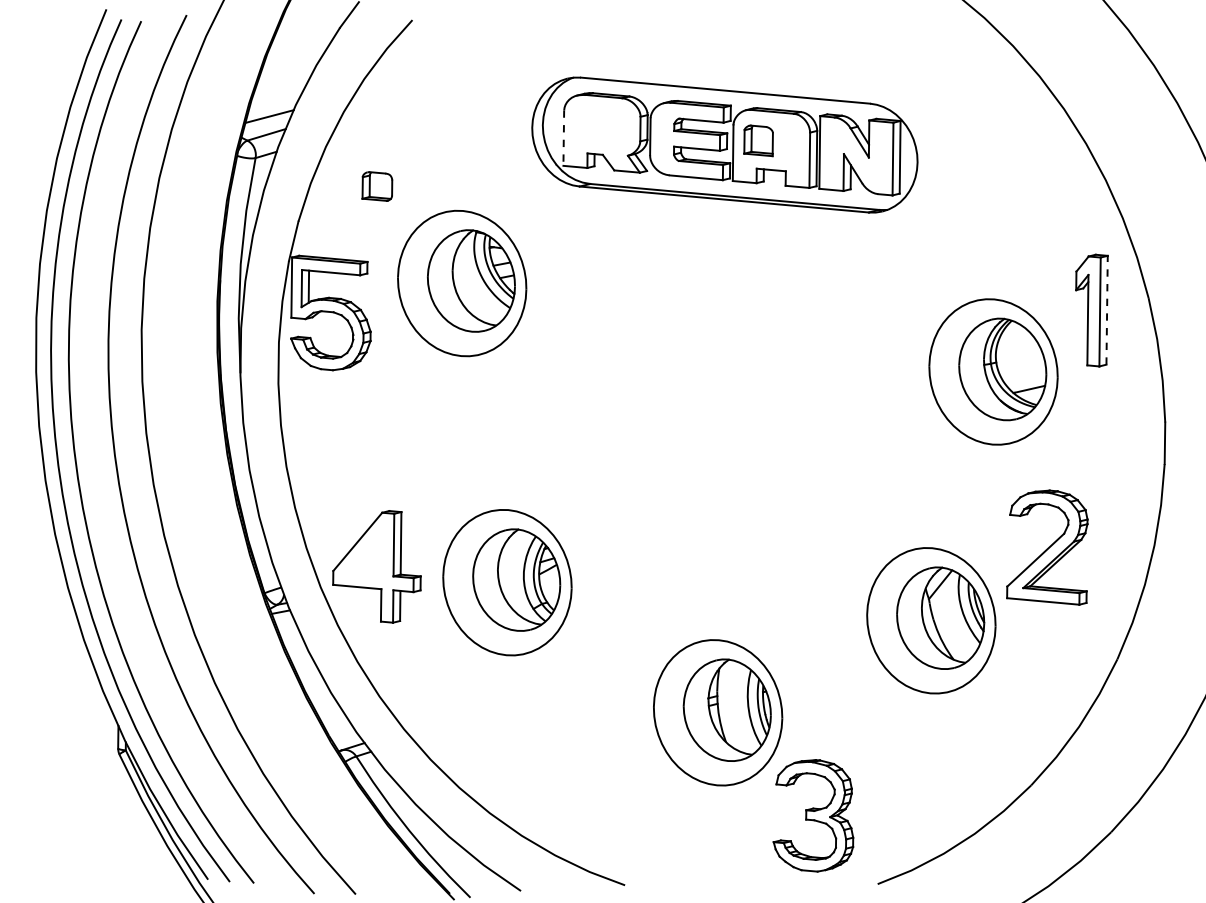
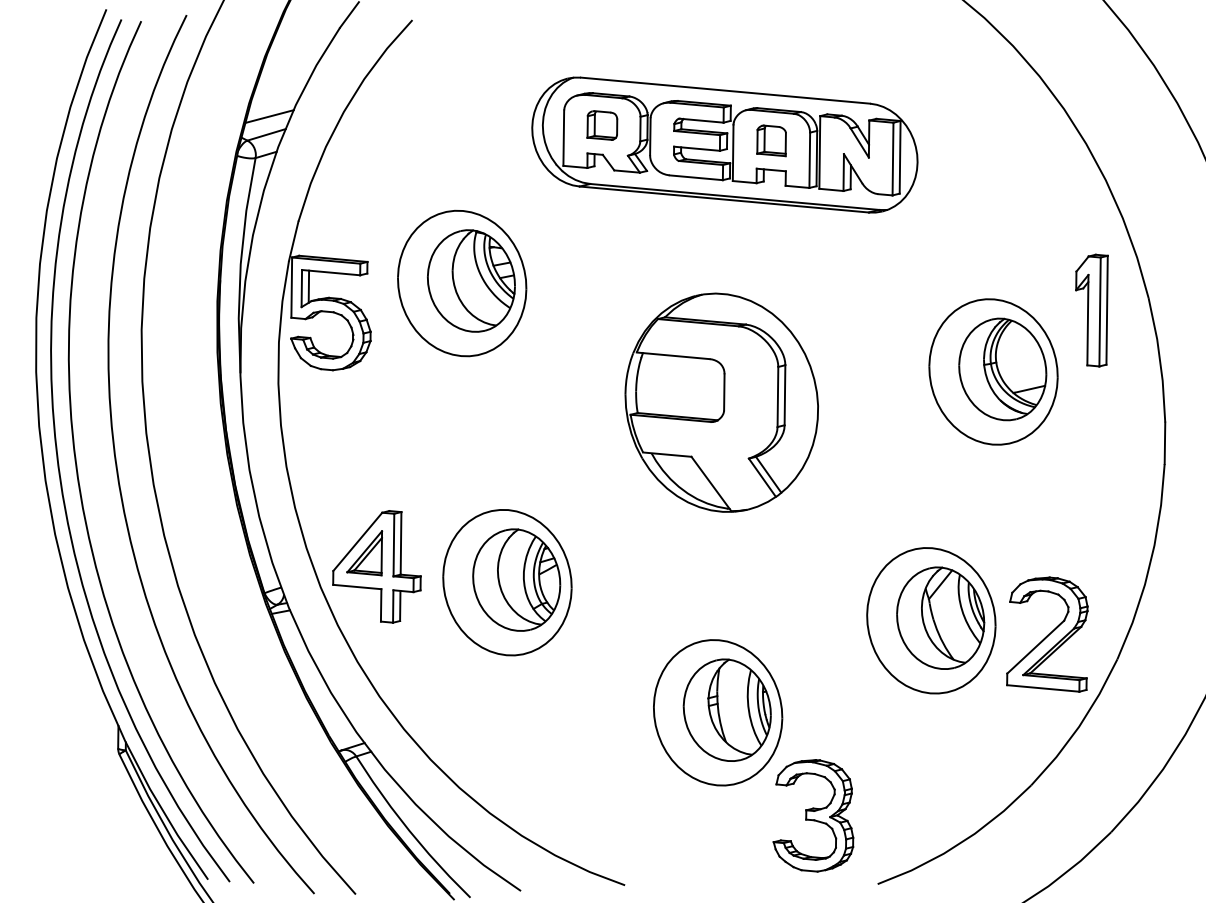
line: dashed -> solid (563, 138)
part position: (758, 140) -> (771, 140) (771, 140)
part position: (377, 186) -> (602, 125) (602, 125)
line: dashed -> solid (1107, 309)
part: none -> present (721, 402)
part position: (1047, 547) -> (1047, 634) (1047, 634)
part: none -> present (364, 553)
